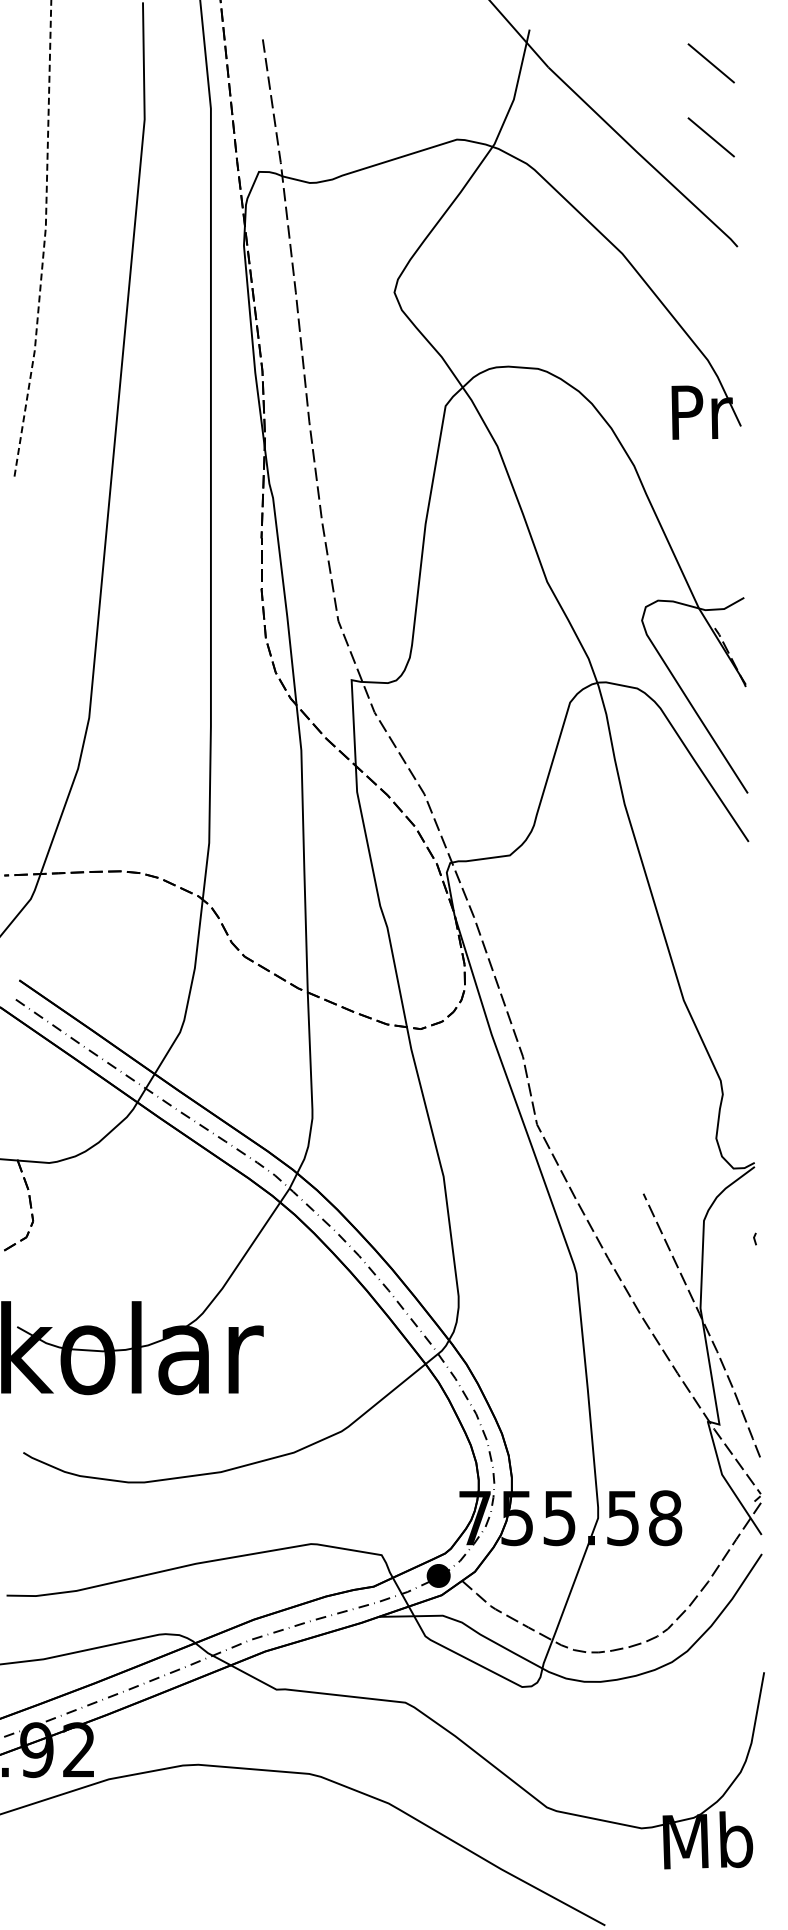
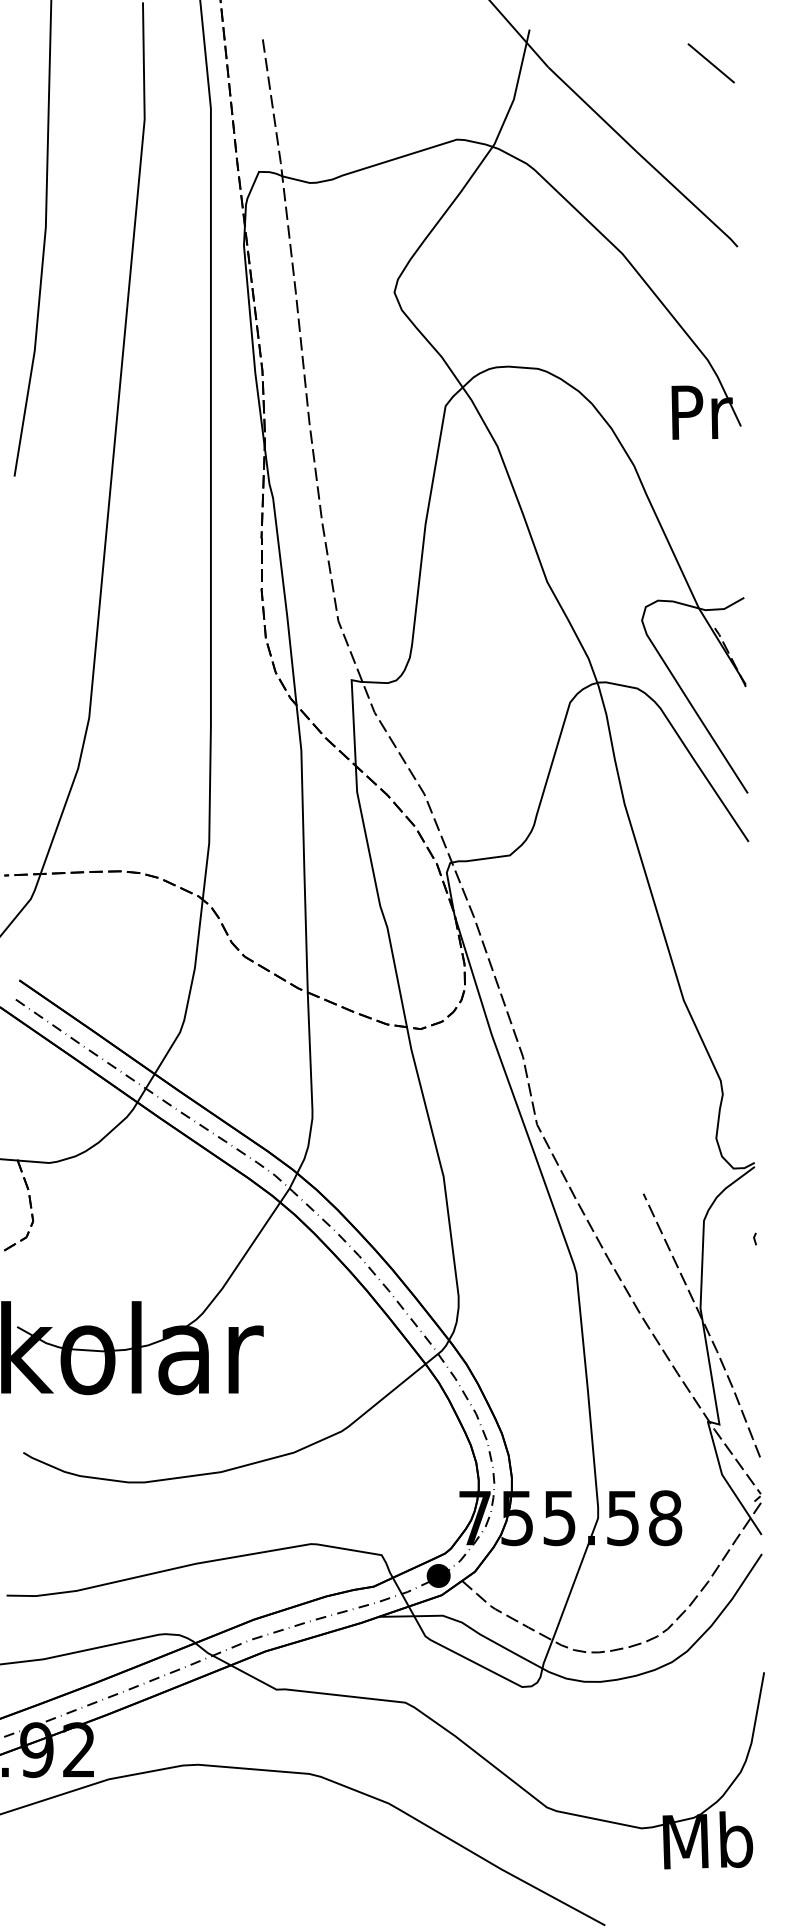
line: present -> none (710, 137)
line: dashed -> solid (44, 239)
